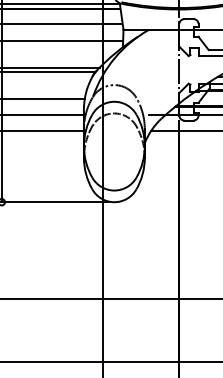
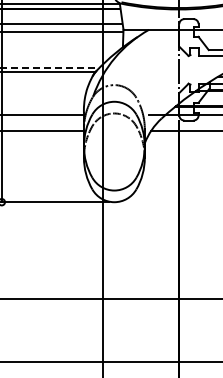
line position: (62, 40) -> (62, 31) (62, 31)
line: solid -> dashed (50, 67)
line: present -> none (43, 99)
